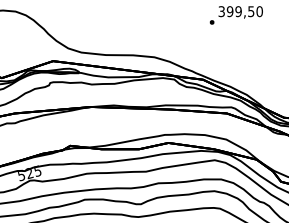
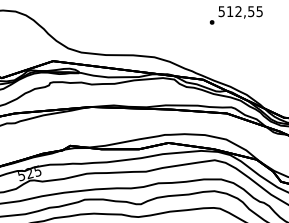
text: 399,50 -> 512,55 (240, 11)
